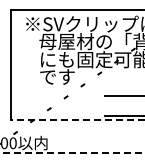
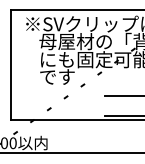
line: dashed -> solid (77, 120)
line: dashed -> solid (72, 153)
